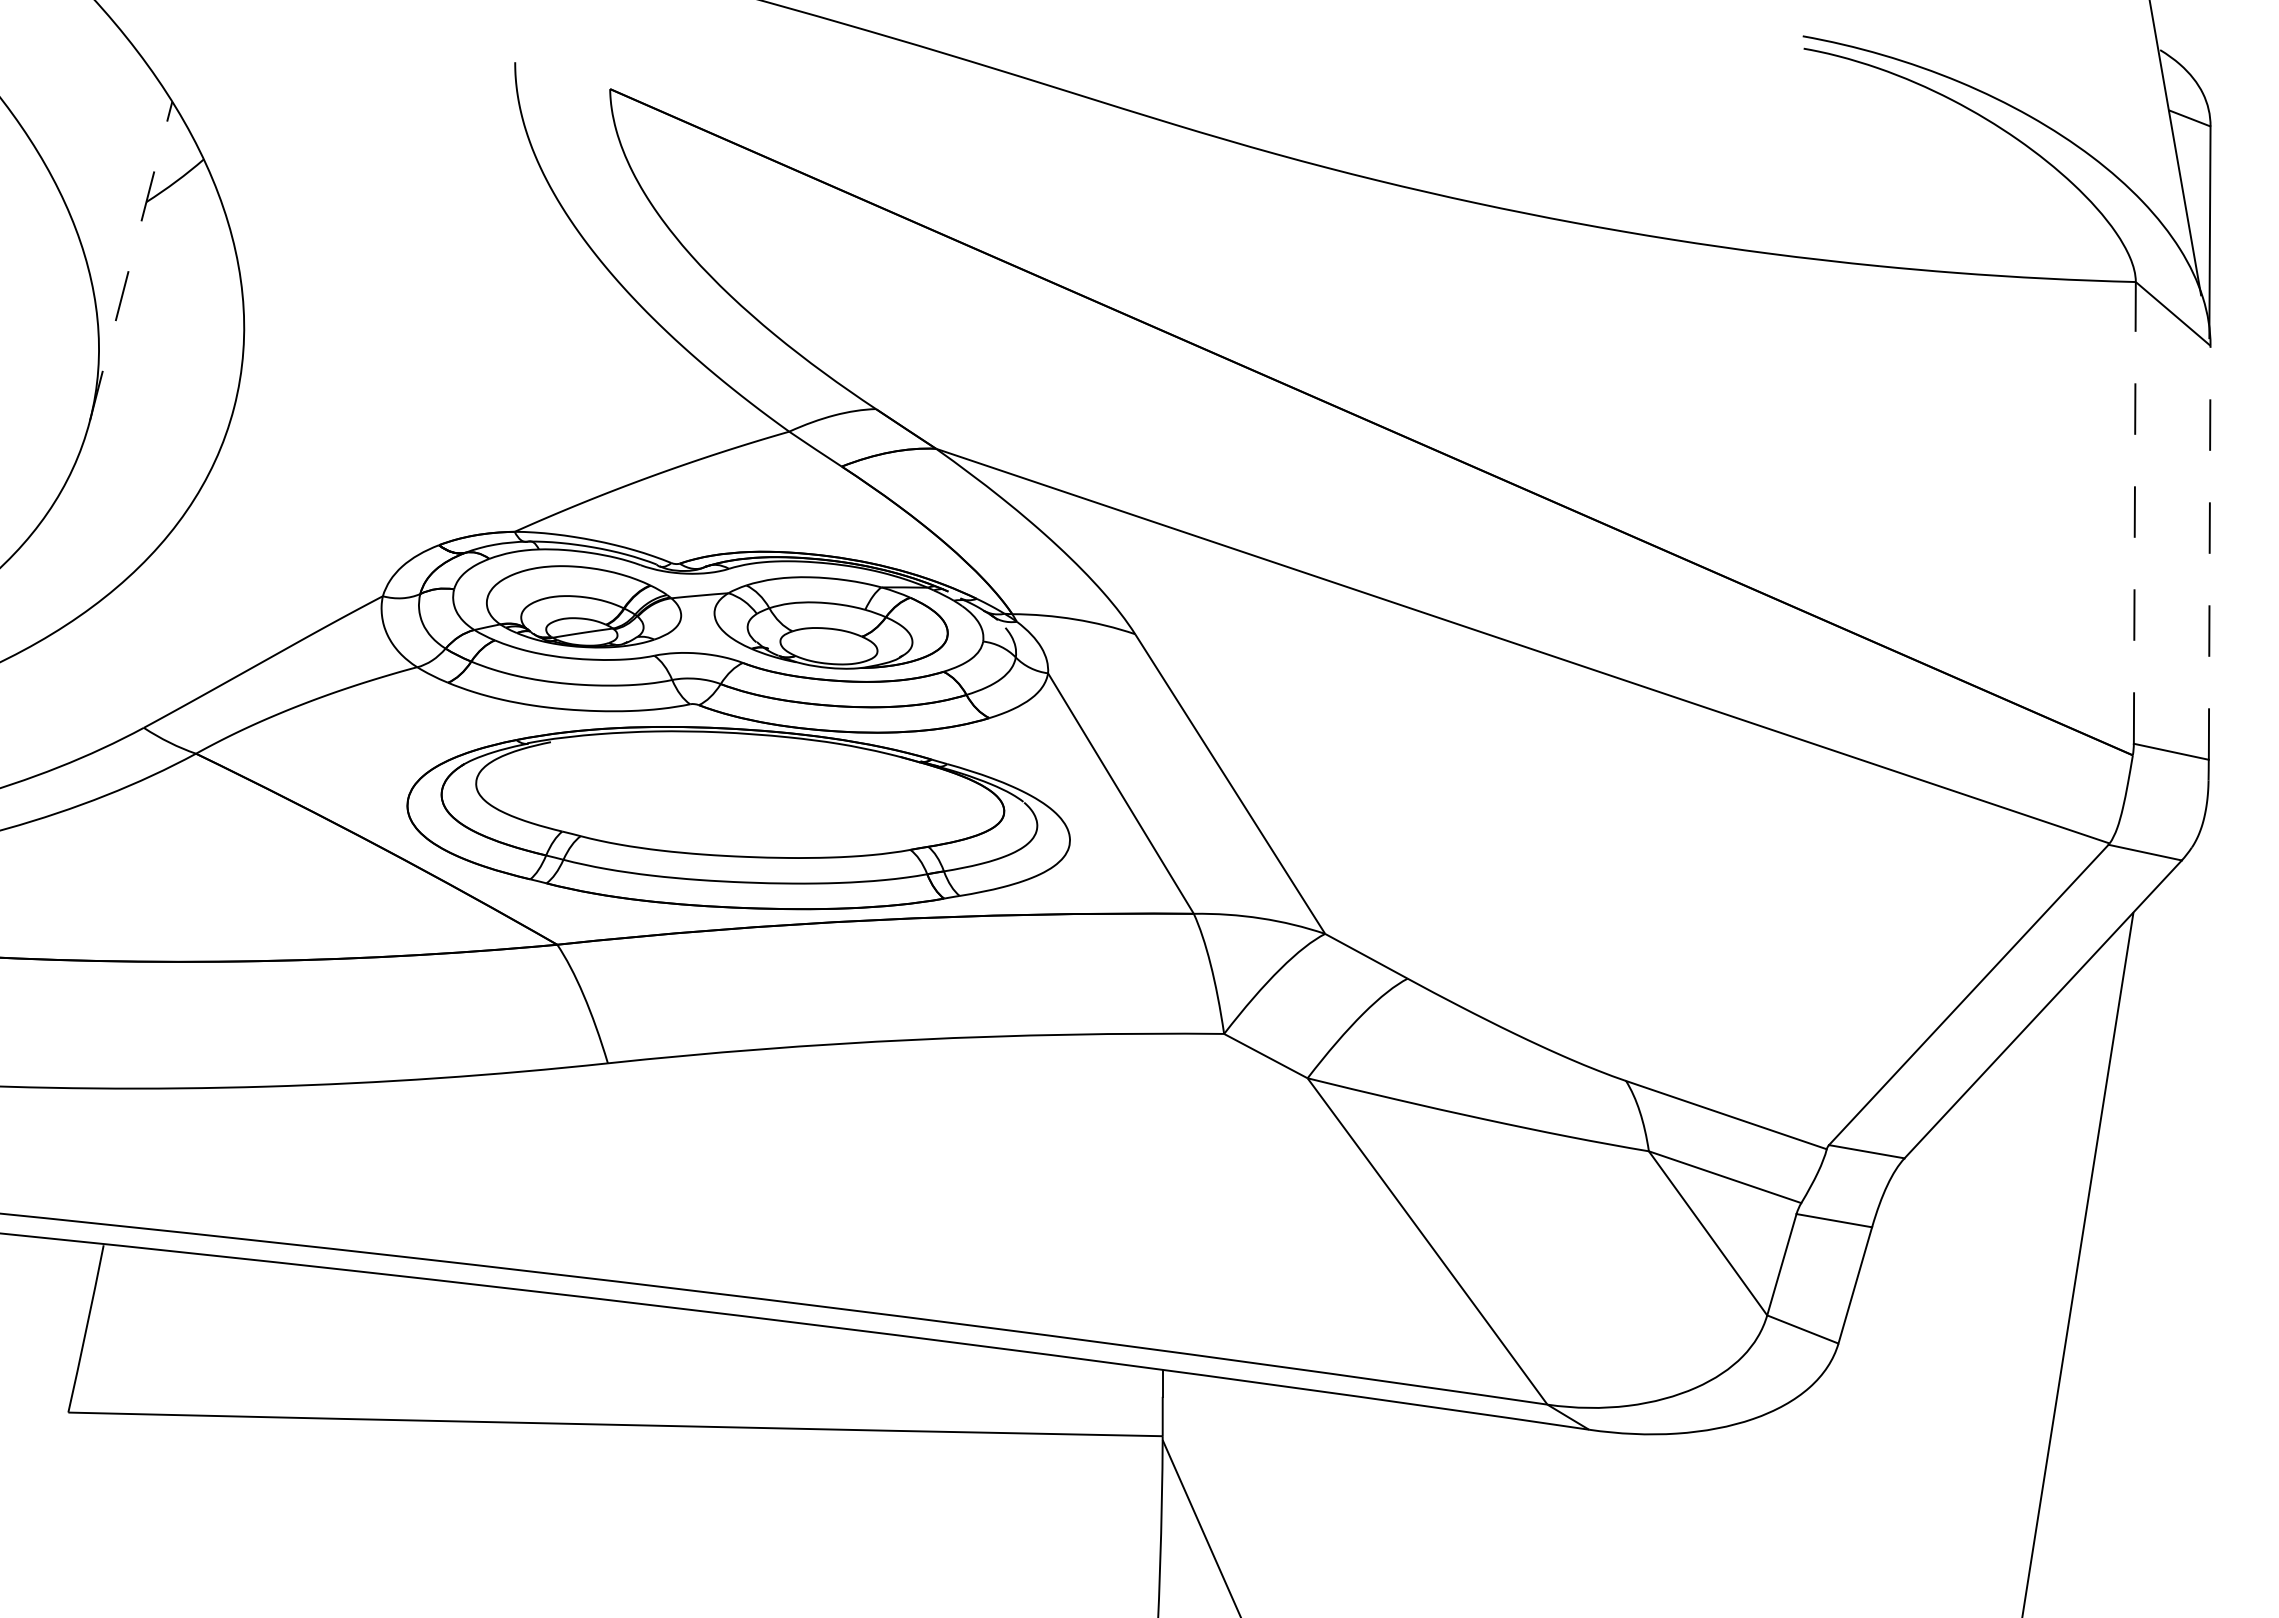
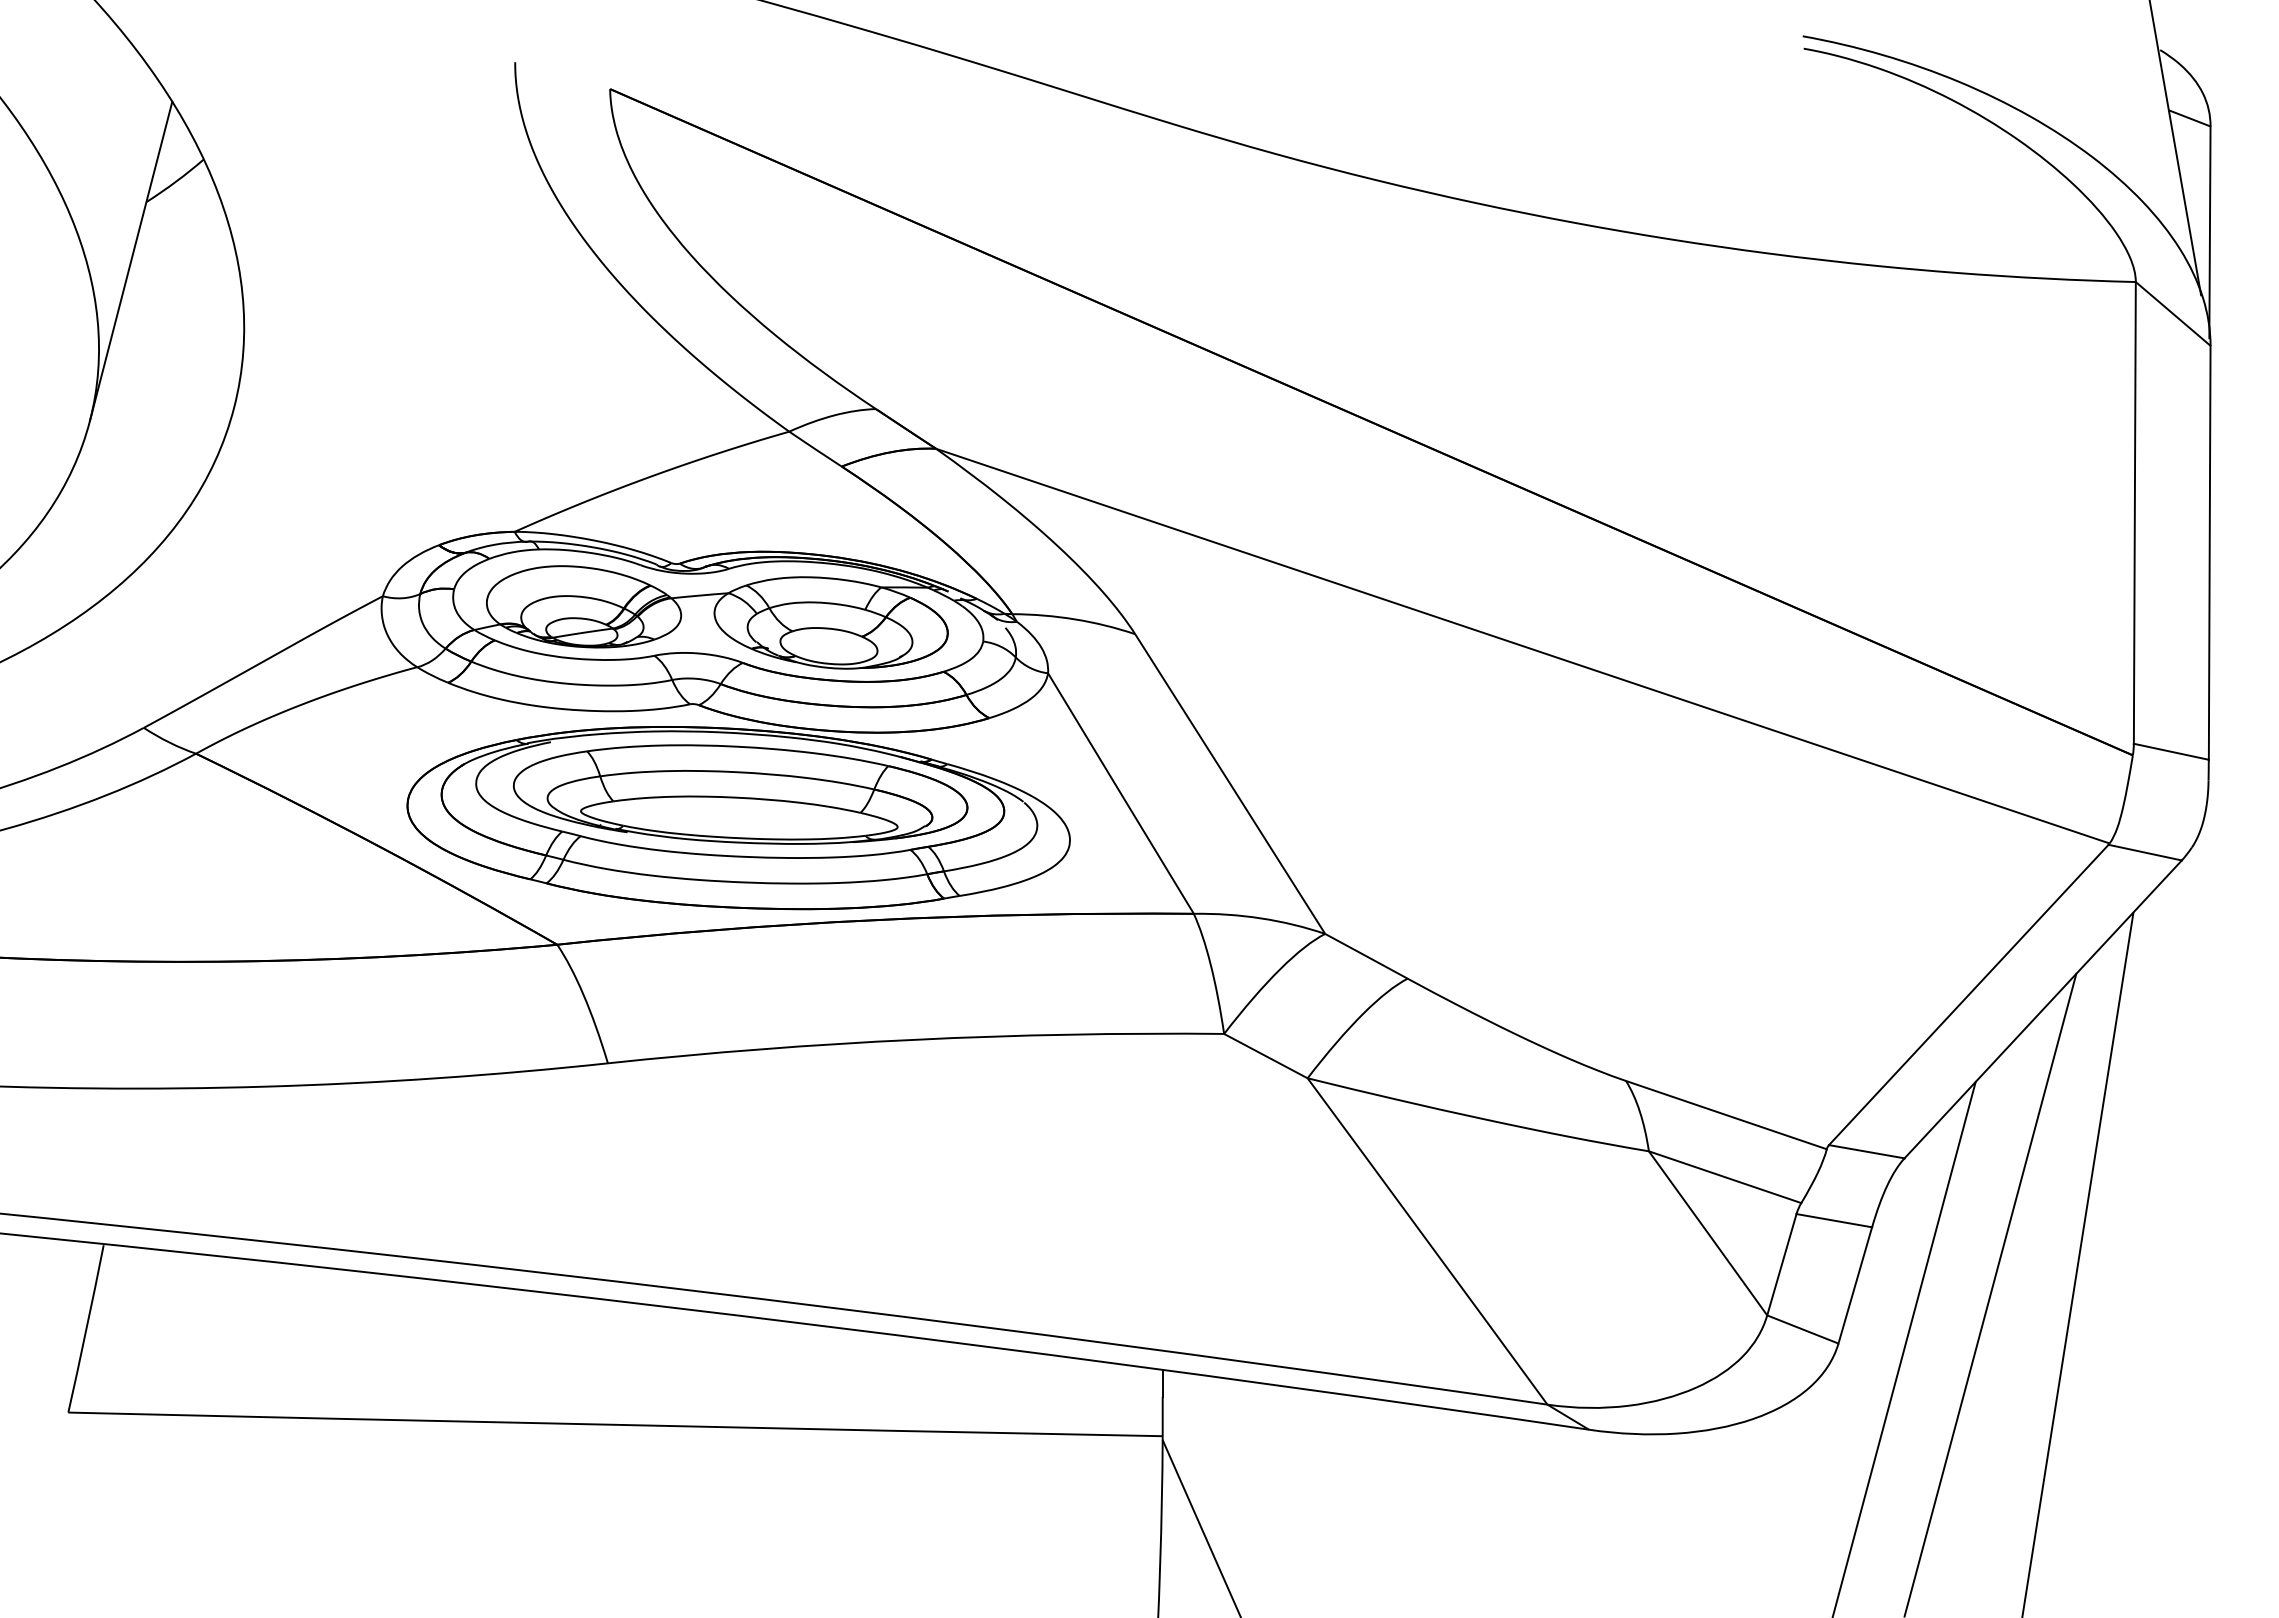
line: dashed -> solid (131, 261)
line: dashed -> solid (2134, 512)
line: dashed -> solid (2209, 552)
part: none -> present (740, 794)
line: none -> present (1990, 1293)
line: none -> present (1904, 1347)
